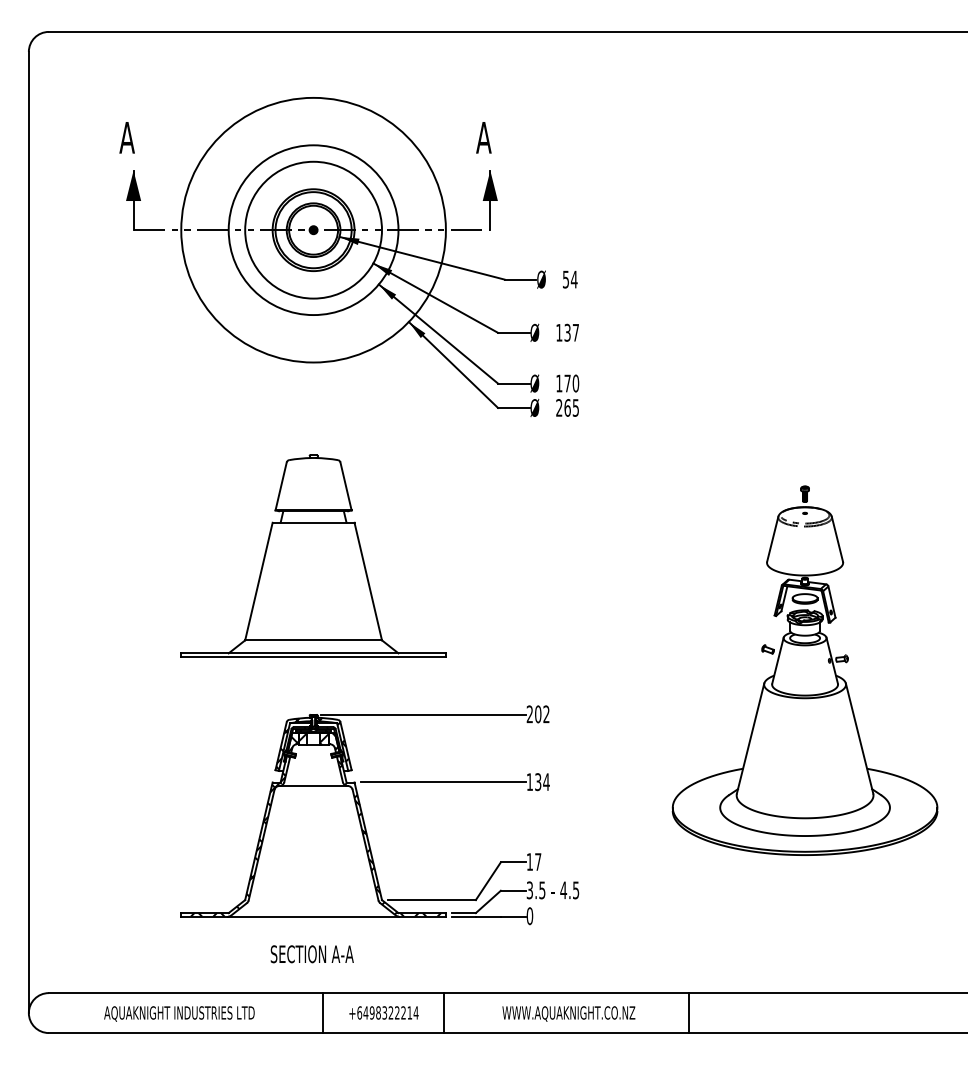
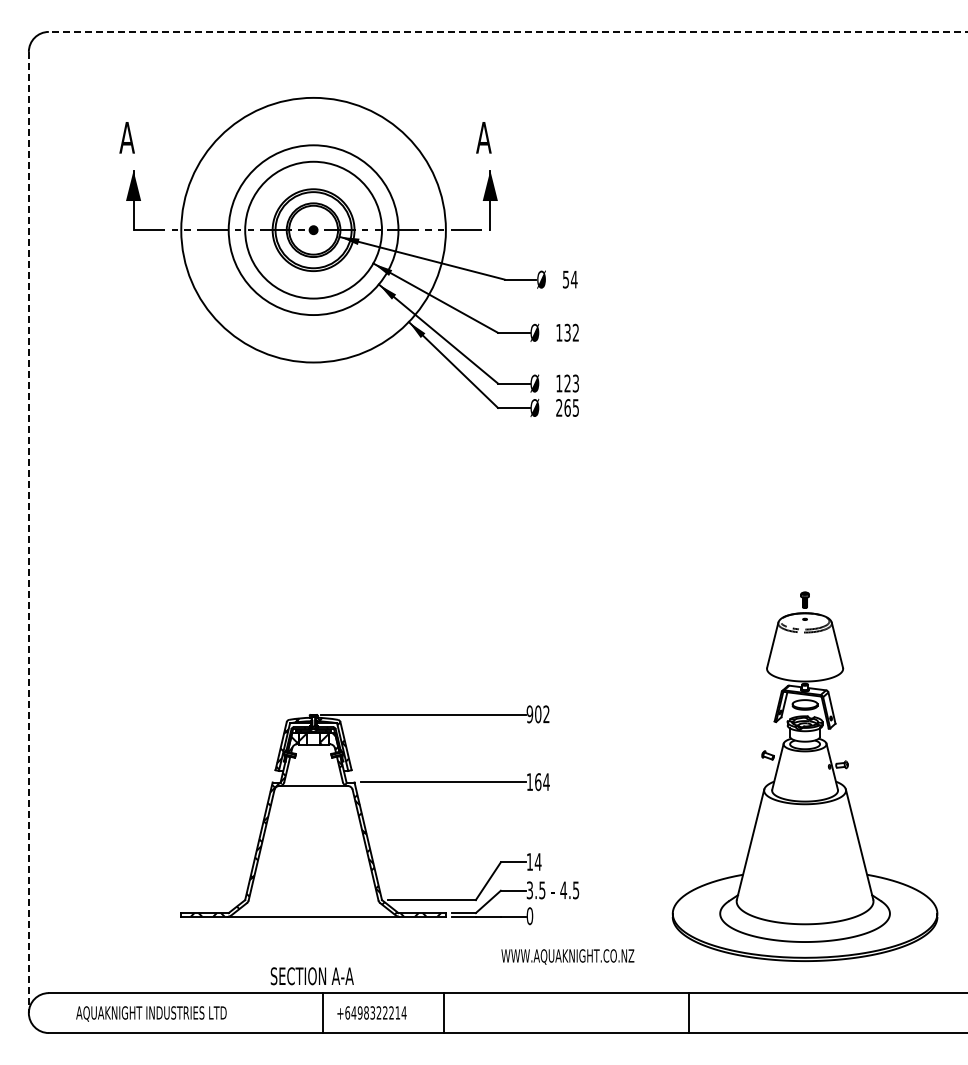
line: solid -> dashed (507, 31)
text: 137 -> 132 (575, 332)
text: 170 -> 123 (571, 383)
line: solid -> dashed (28, 532)
part: present -> none (313, 555)
part position: (804, 670) -> (804, 776) (804, 776)
text: 202 -> 902 (529, 714)
text: 134 -> 164 (538, 782)
text: 17 -> 14 (537, 861)
text position: (311, 954) -> (311, 976) (311, 976)
text position: (383, 1012) -> (371, 1012) (371, 1012)
text position: (179, 1013) -> (151, 1013) (151, 1013)
text position: (568, 1013) -> (567, 956) (567, 956)
